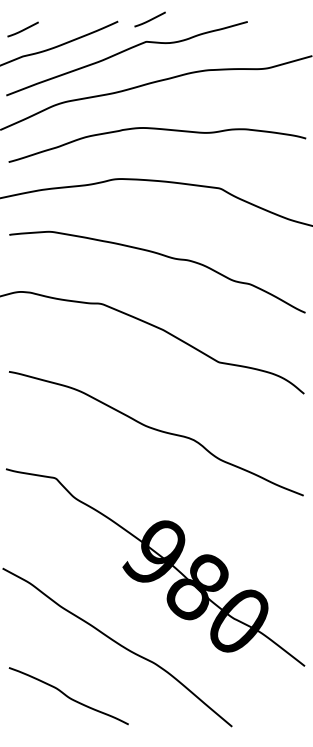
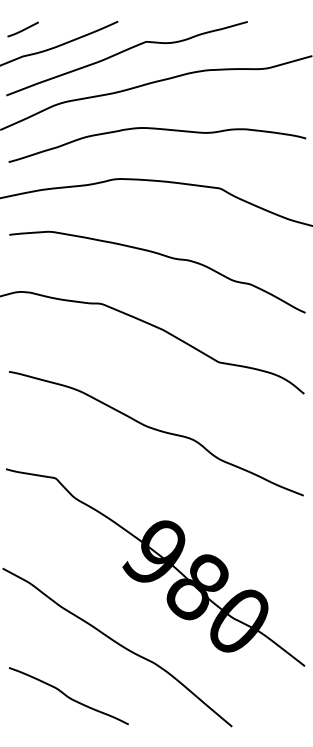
curve: present -> none (149, 19)
